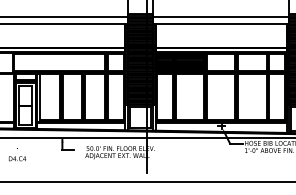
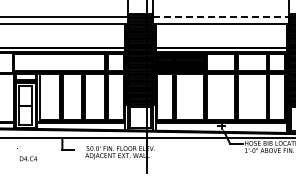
line: solid -> dashed (221, 17)
text position: (17, 158) -> (28, 158) (28, 158)
line: present -> none (147, 181)
